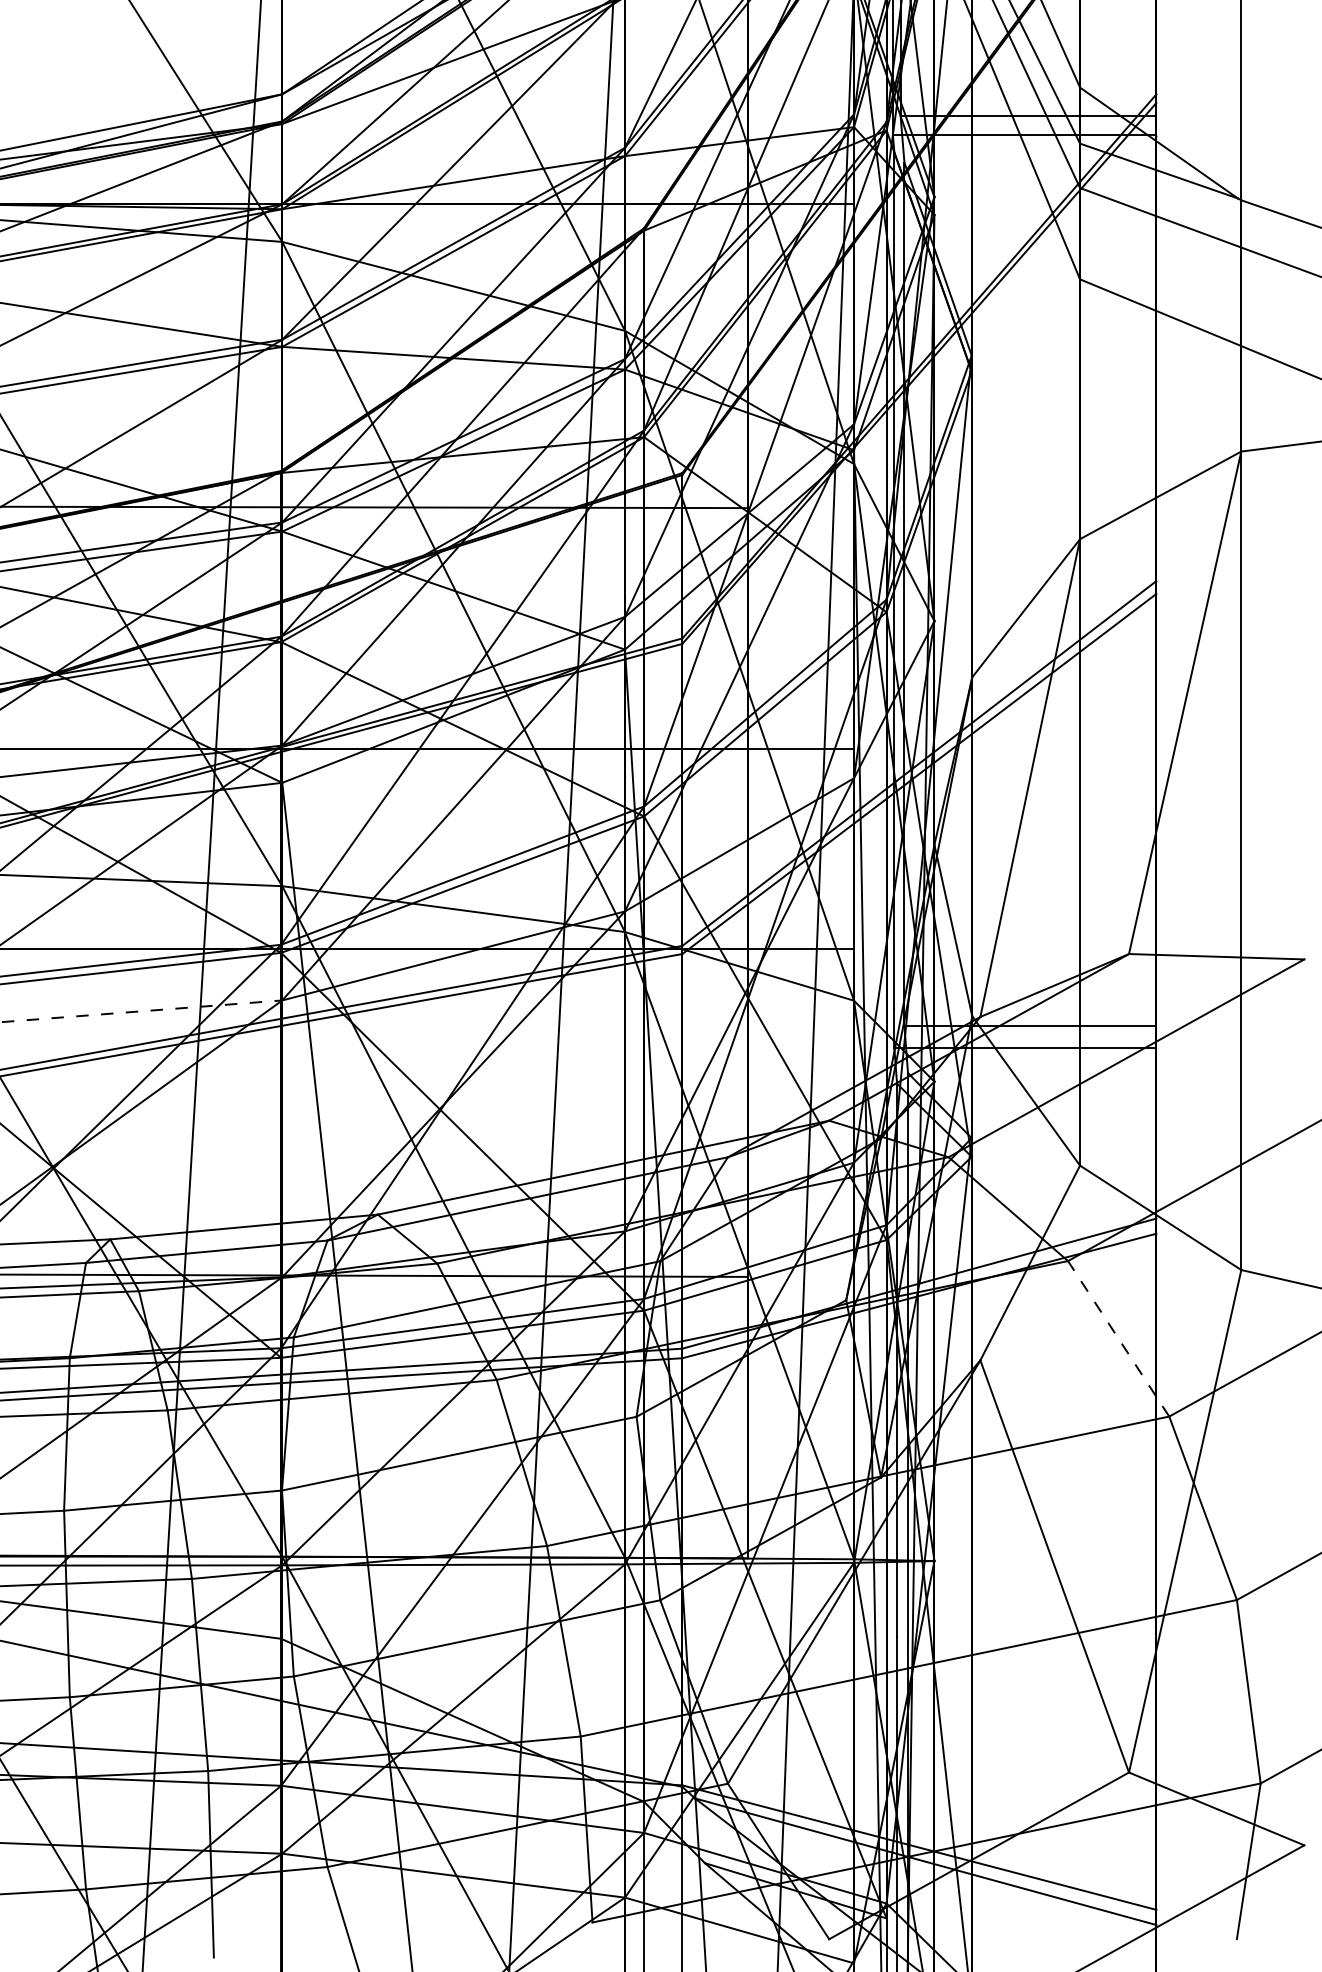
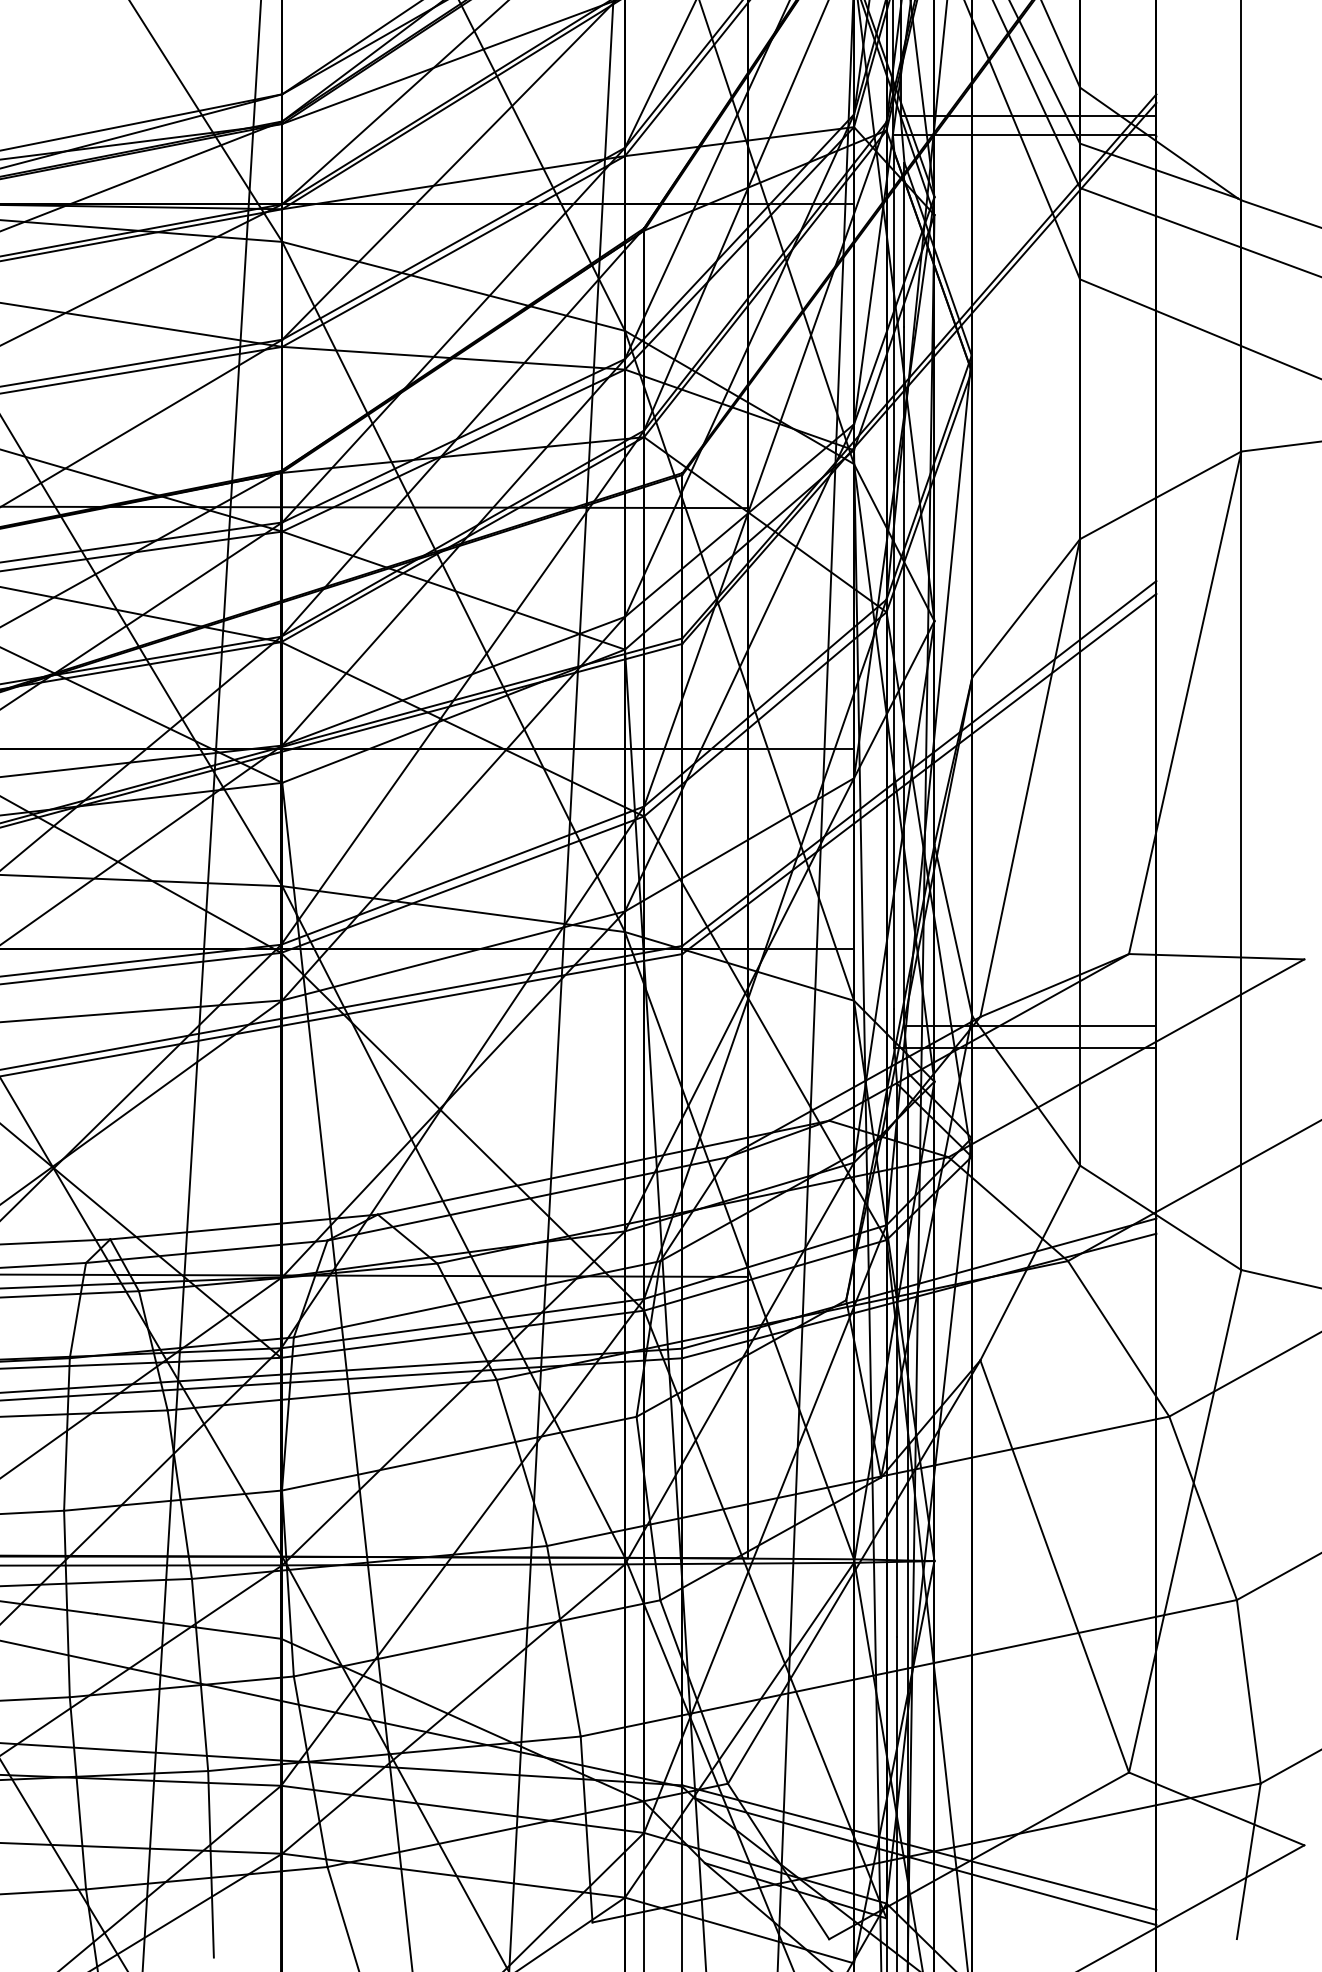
line: dashed -> solid (141, 1011)
line: dashed -> solid (1118, 1338)
